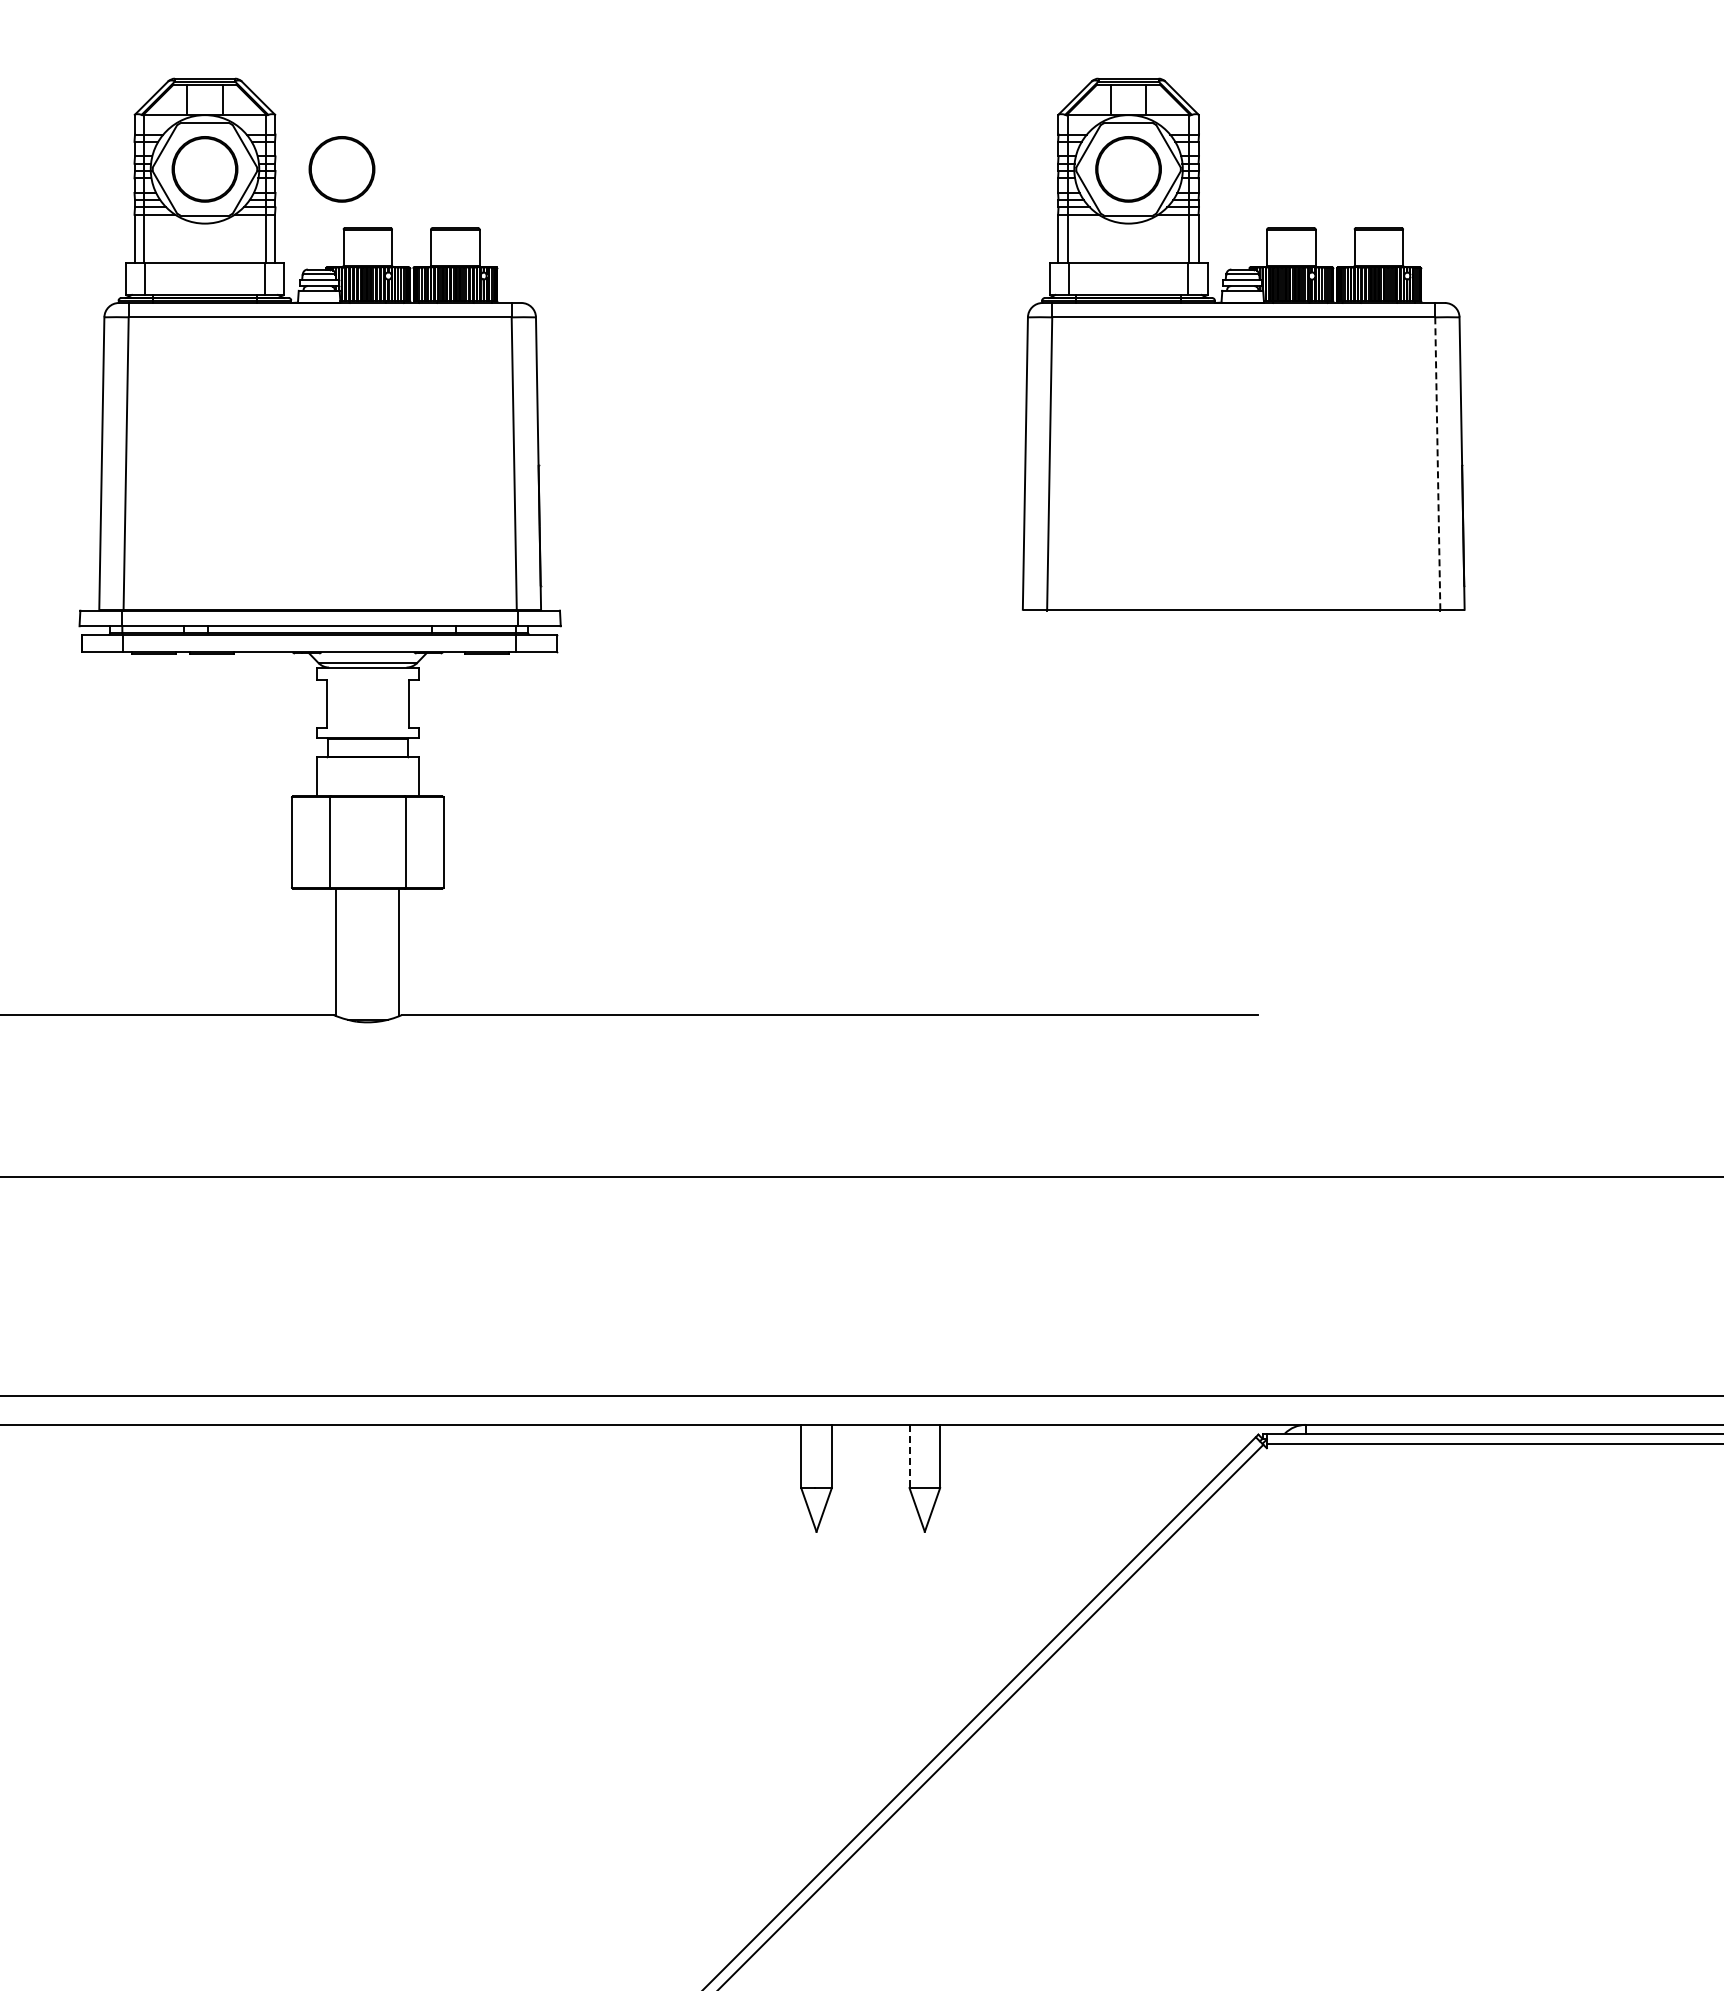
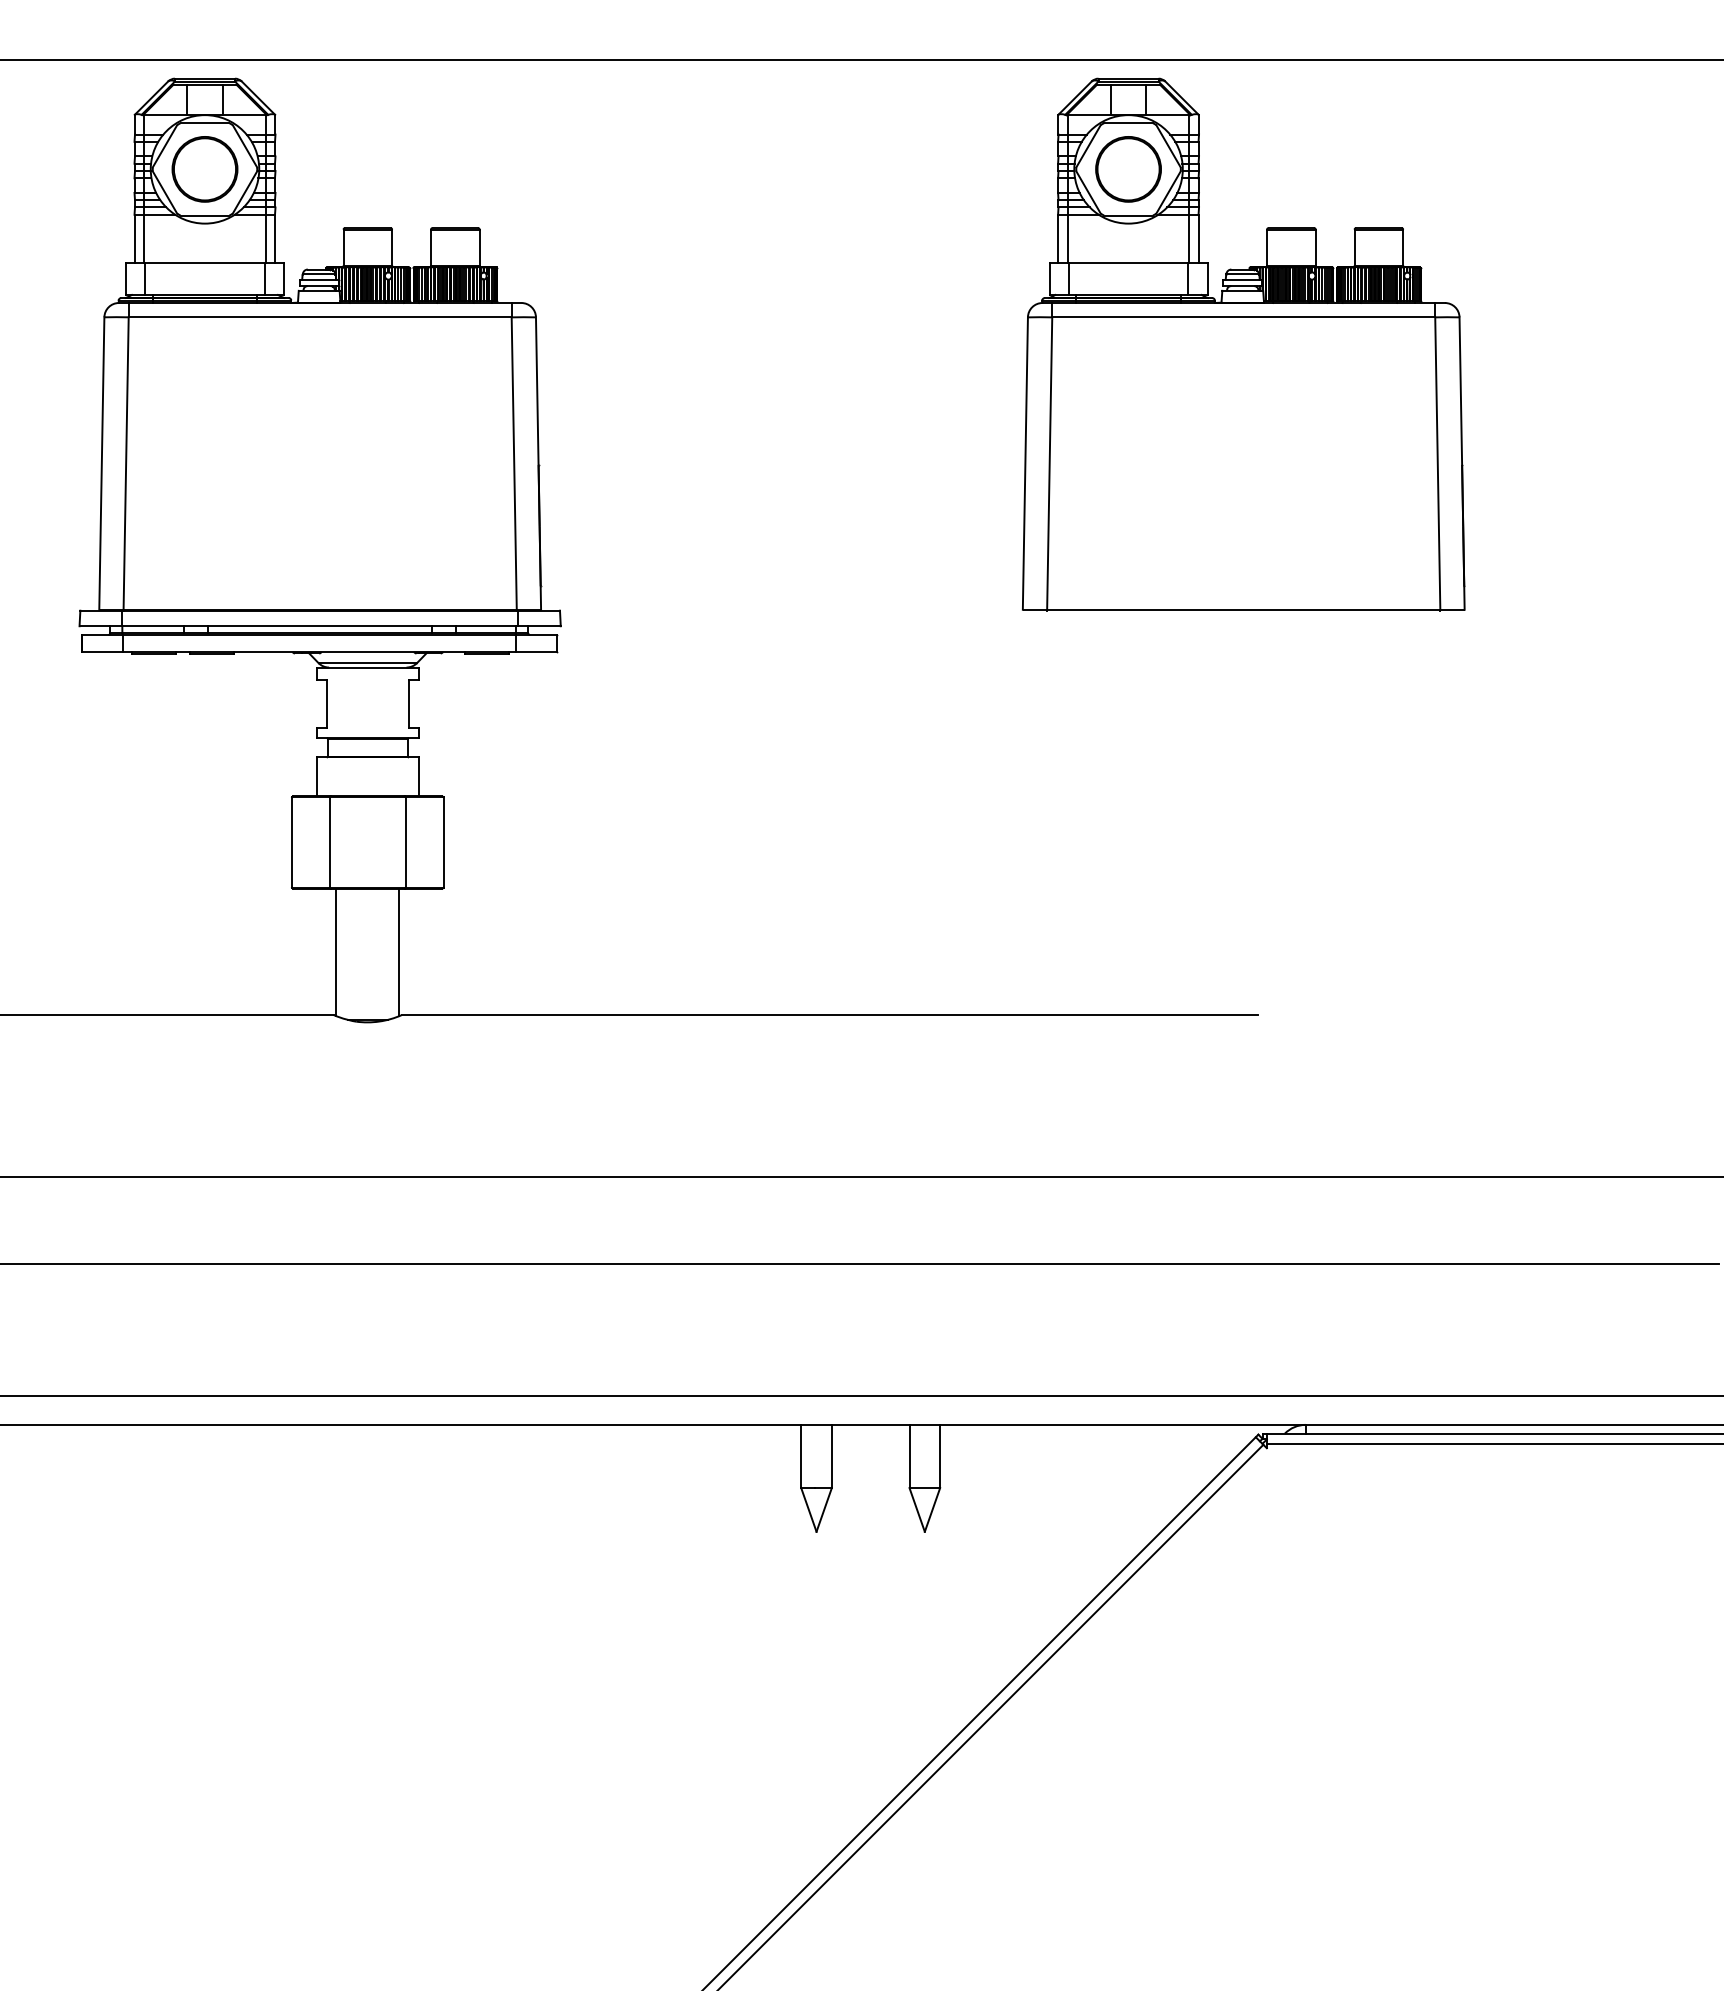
line: none -> present (861, 59)
part: present -> none (341, 169)
line: dashed -> solid (1437, 464)
line: none -> present (860, 1264)
line: dashed -> solid (909, 1456)
